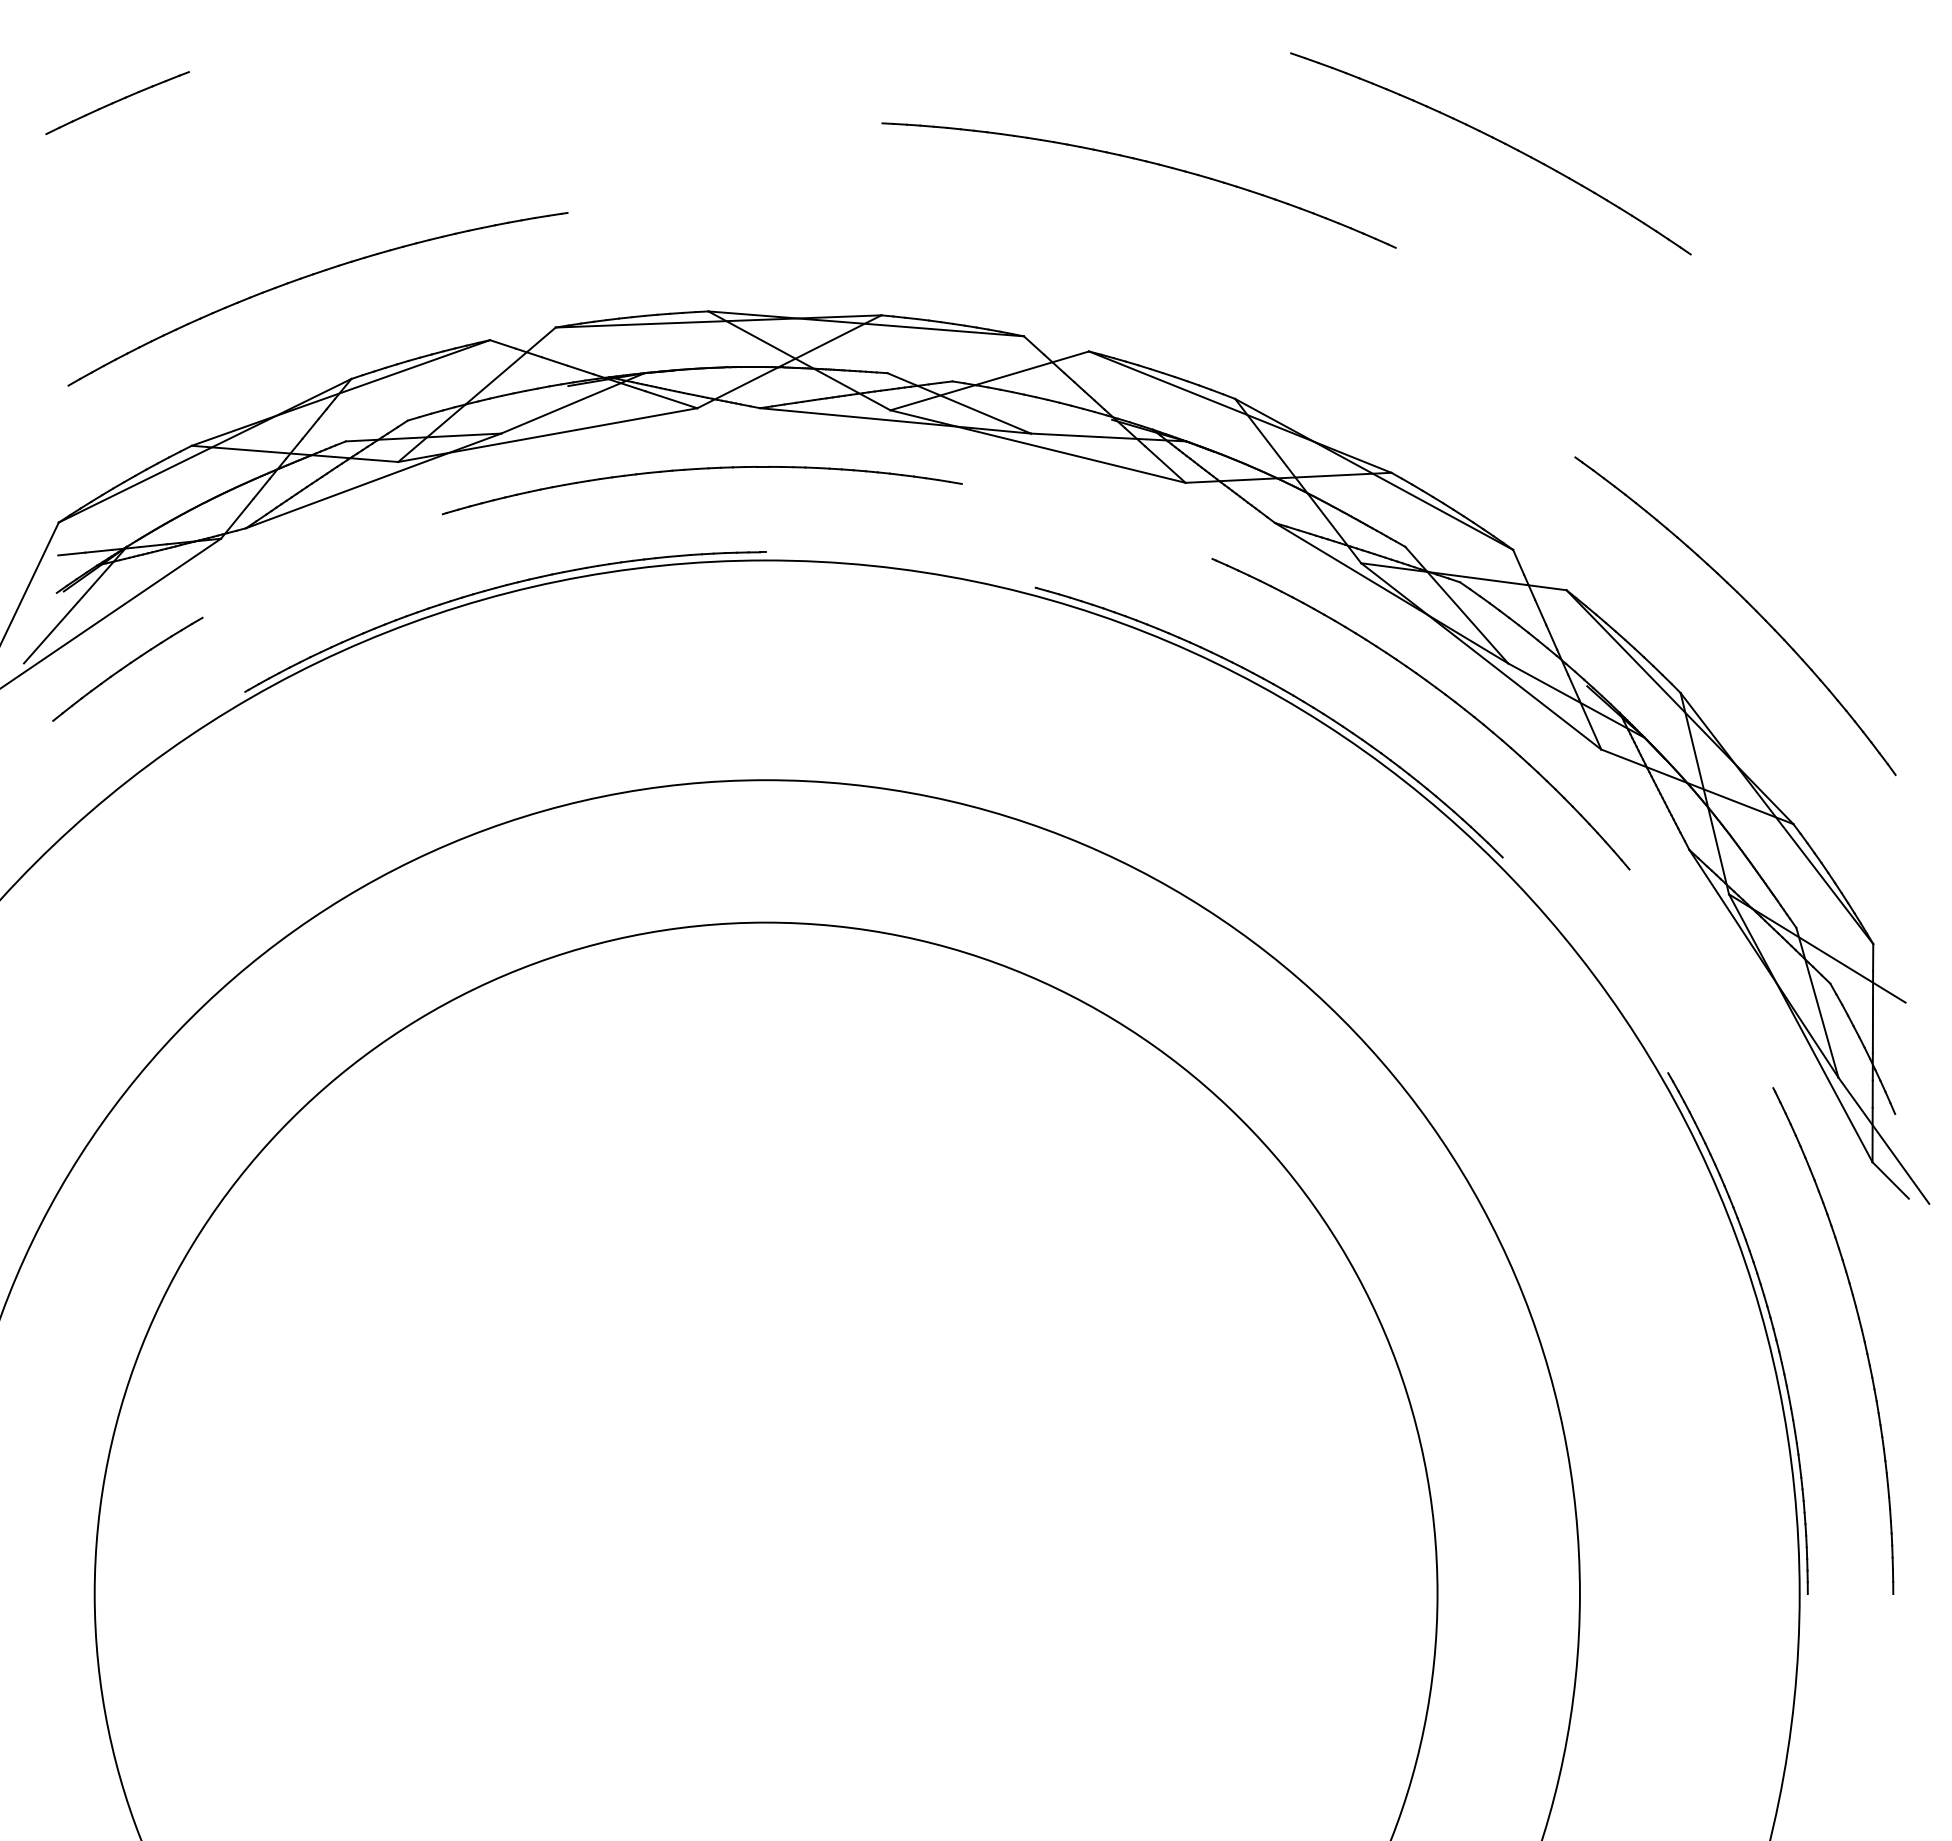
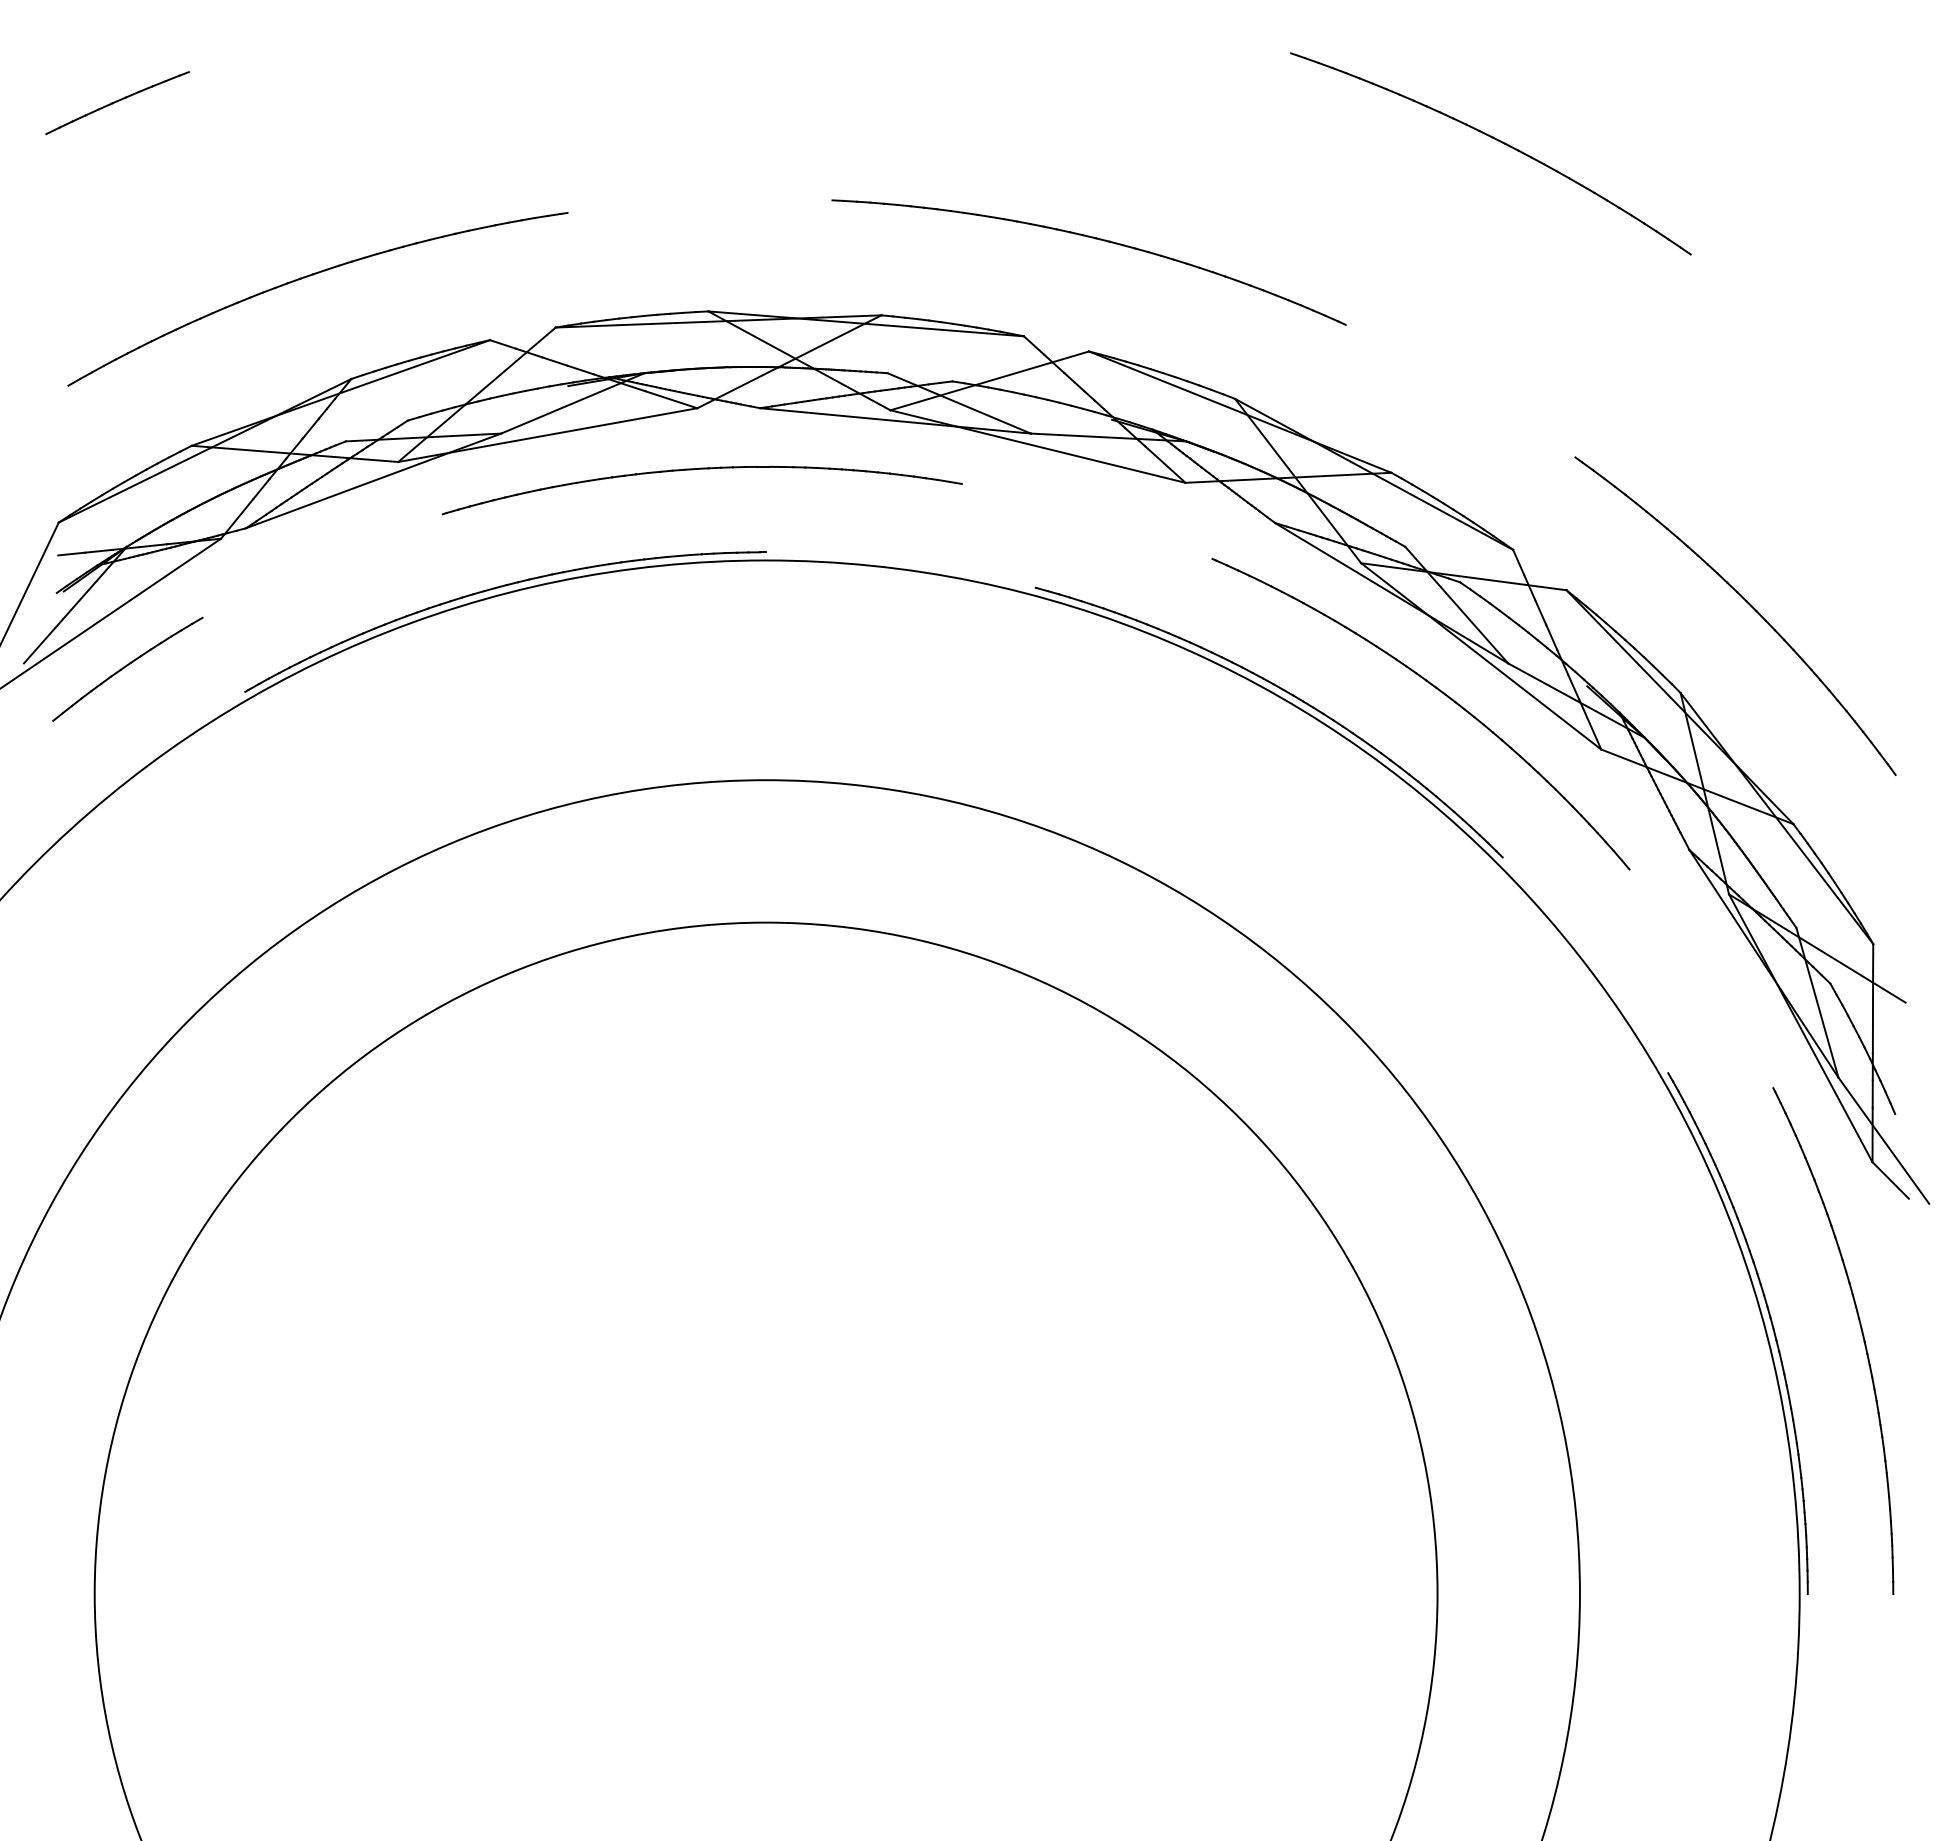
part position: (1145, 162) -> (1095, 239) (1095, 239)
